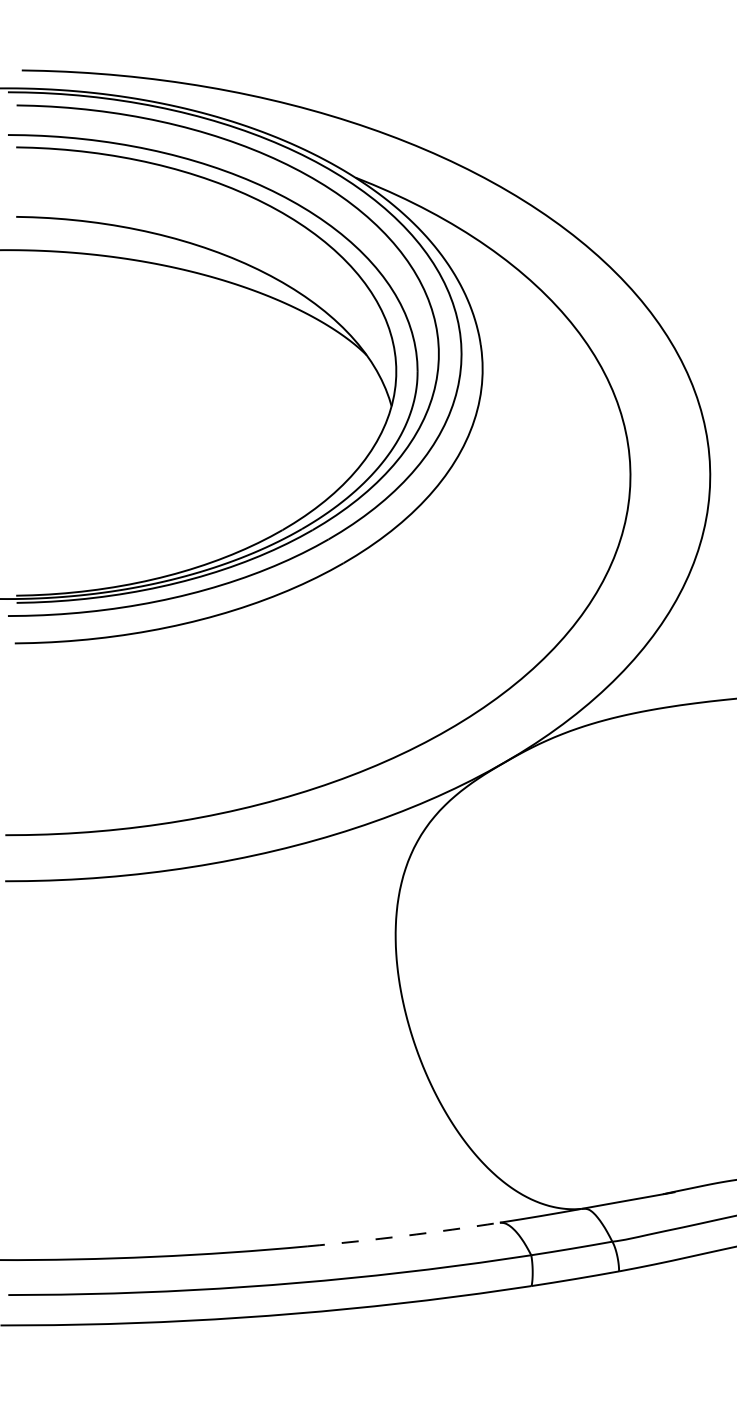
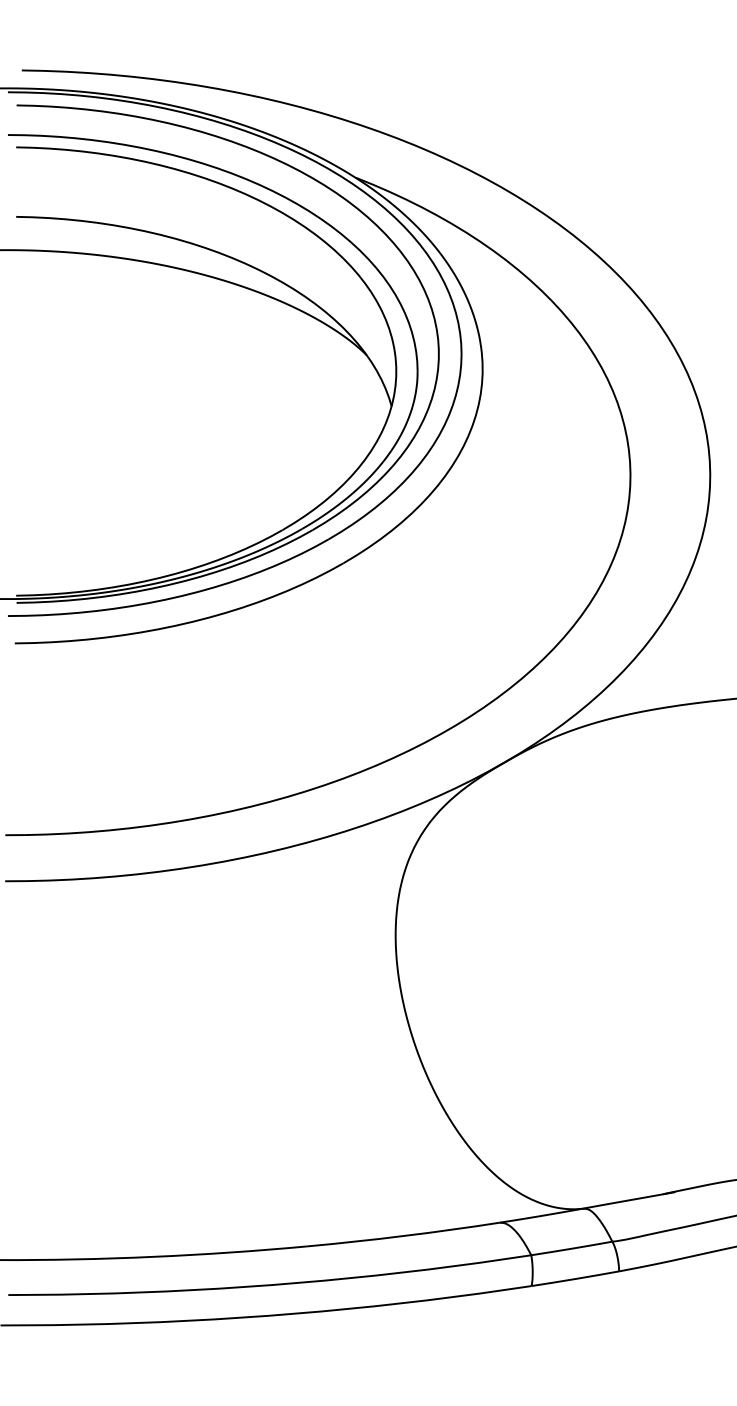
arc: dashed -> solid (404, 1235)
